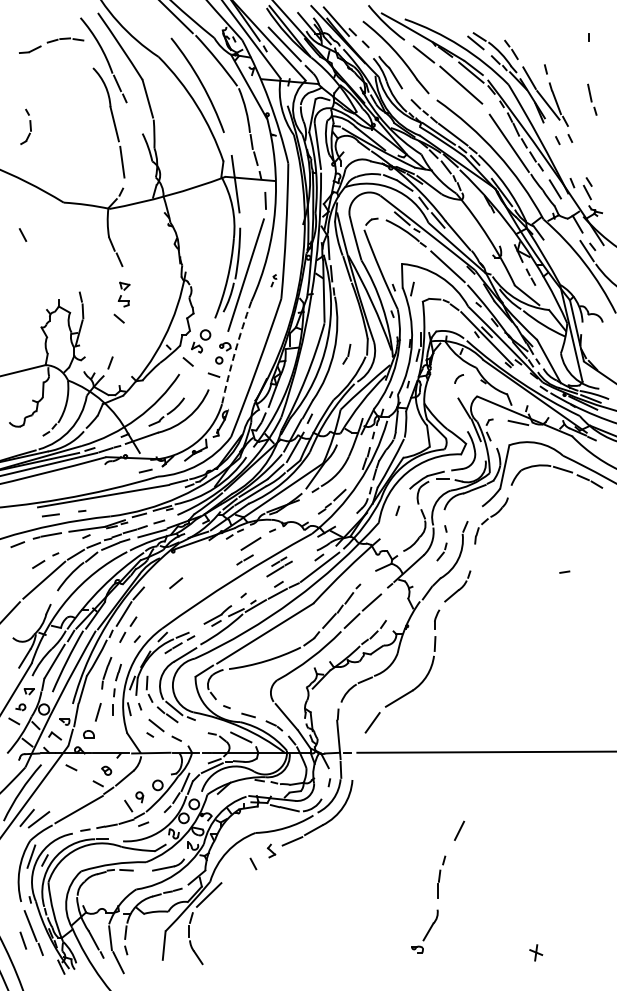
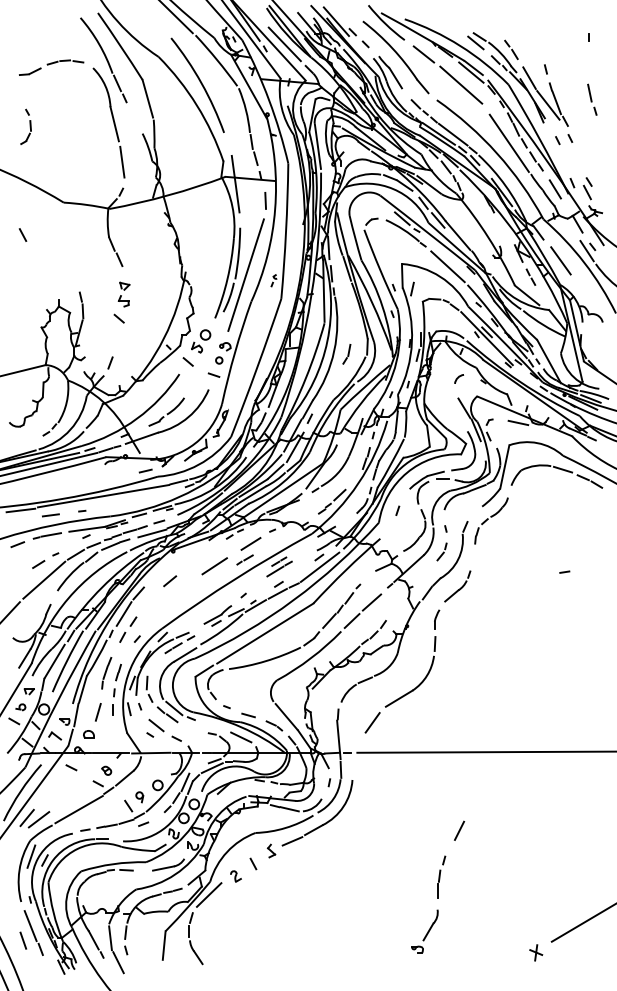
part position: (51, 45) -> (51, 67) (51, 67)
line: none -> present (560, 260)
arc: dashed -> solid (235, 352)
line: none -> present (20, 510)
line: none -> present (214, 566)
line position: (176, 583) -> (170, 581) (170, 581)
part: none -> present (235, 876)
line: none -> present (582, 923)
